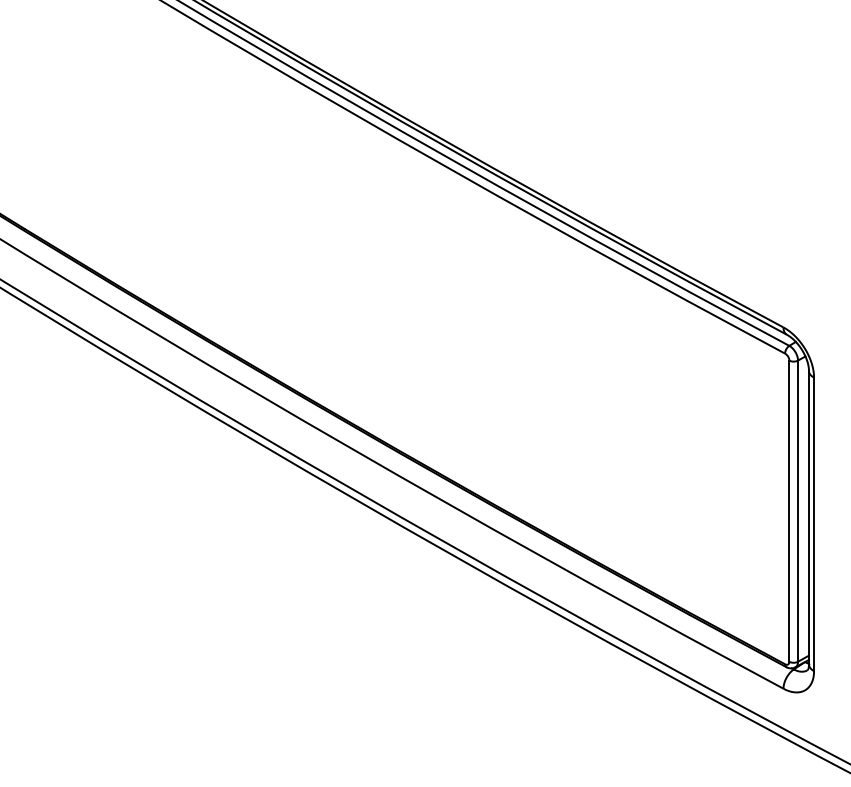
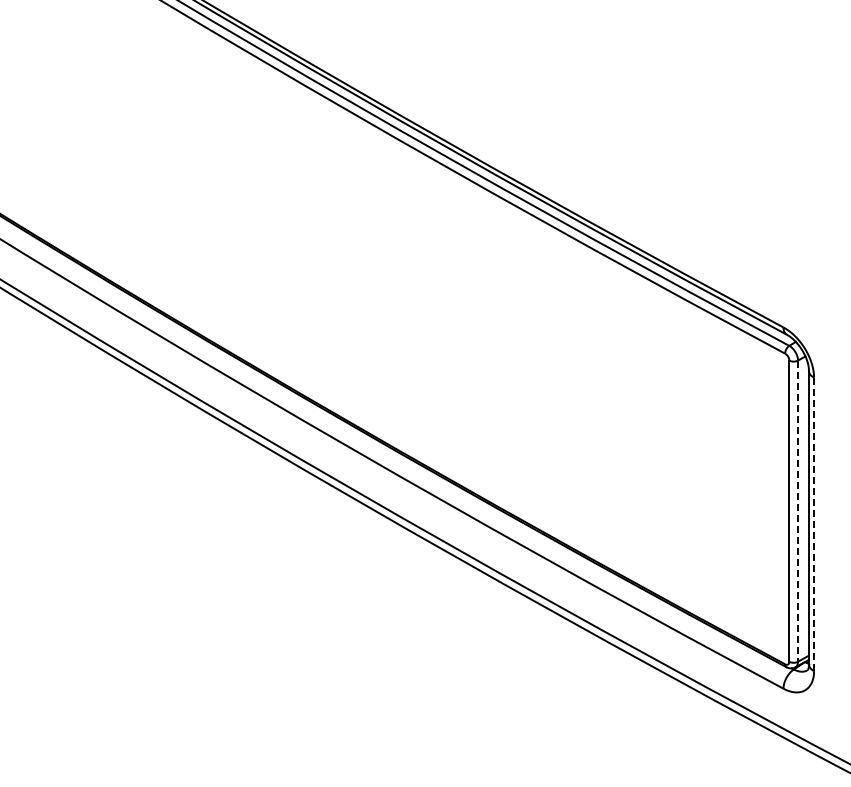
line: solid -> dashed (798, 511)
line: solid -> dashed (814, 524)
